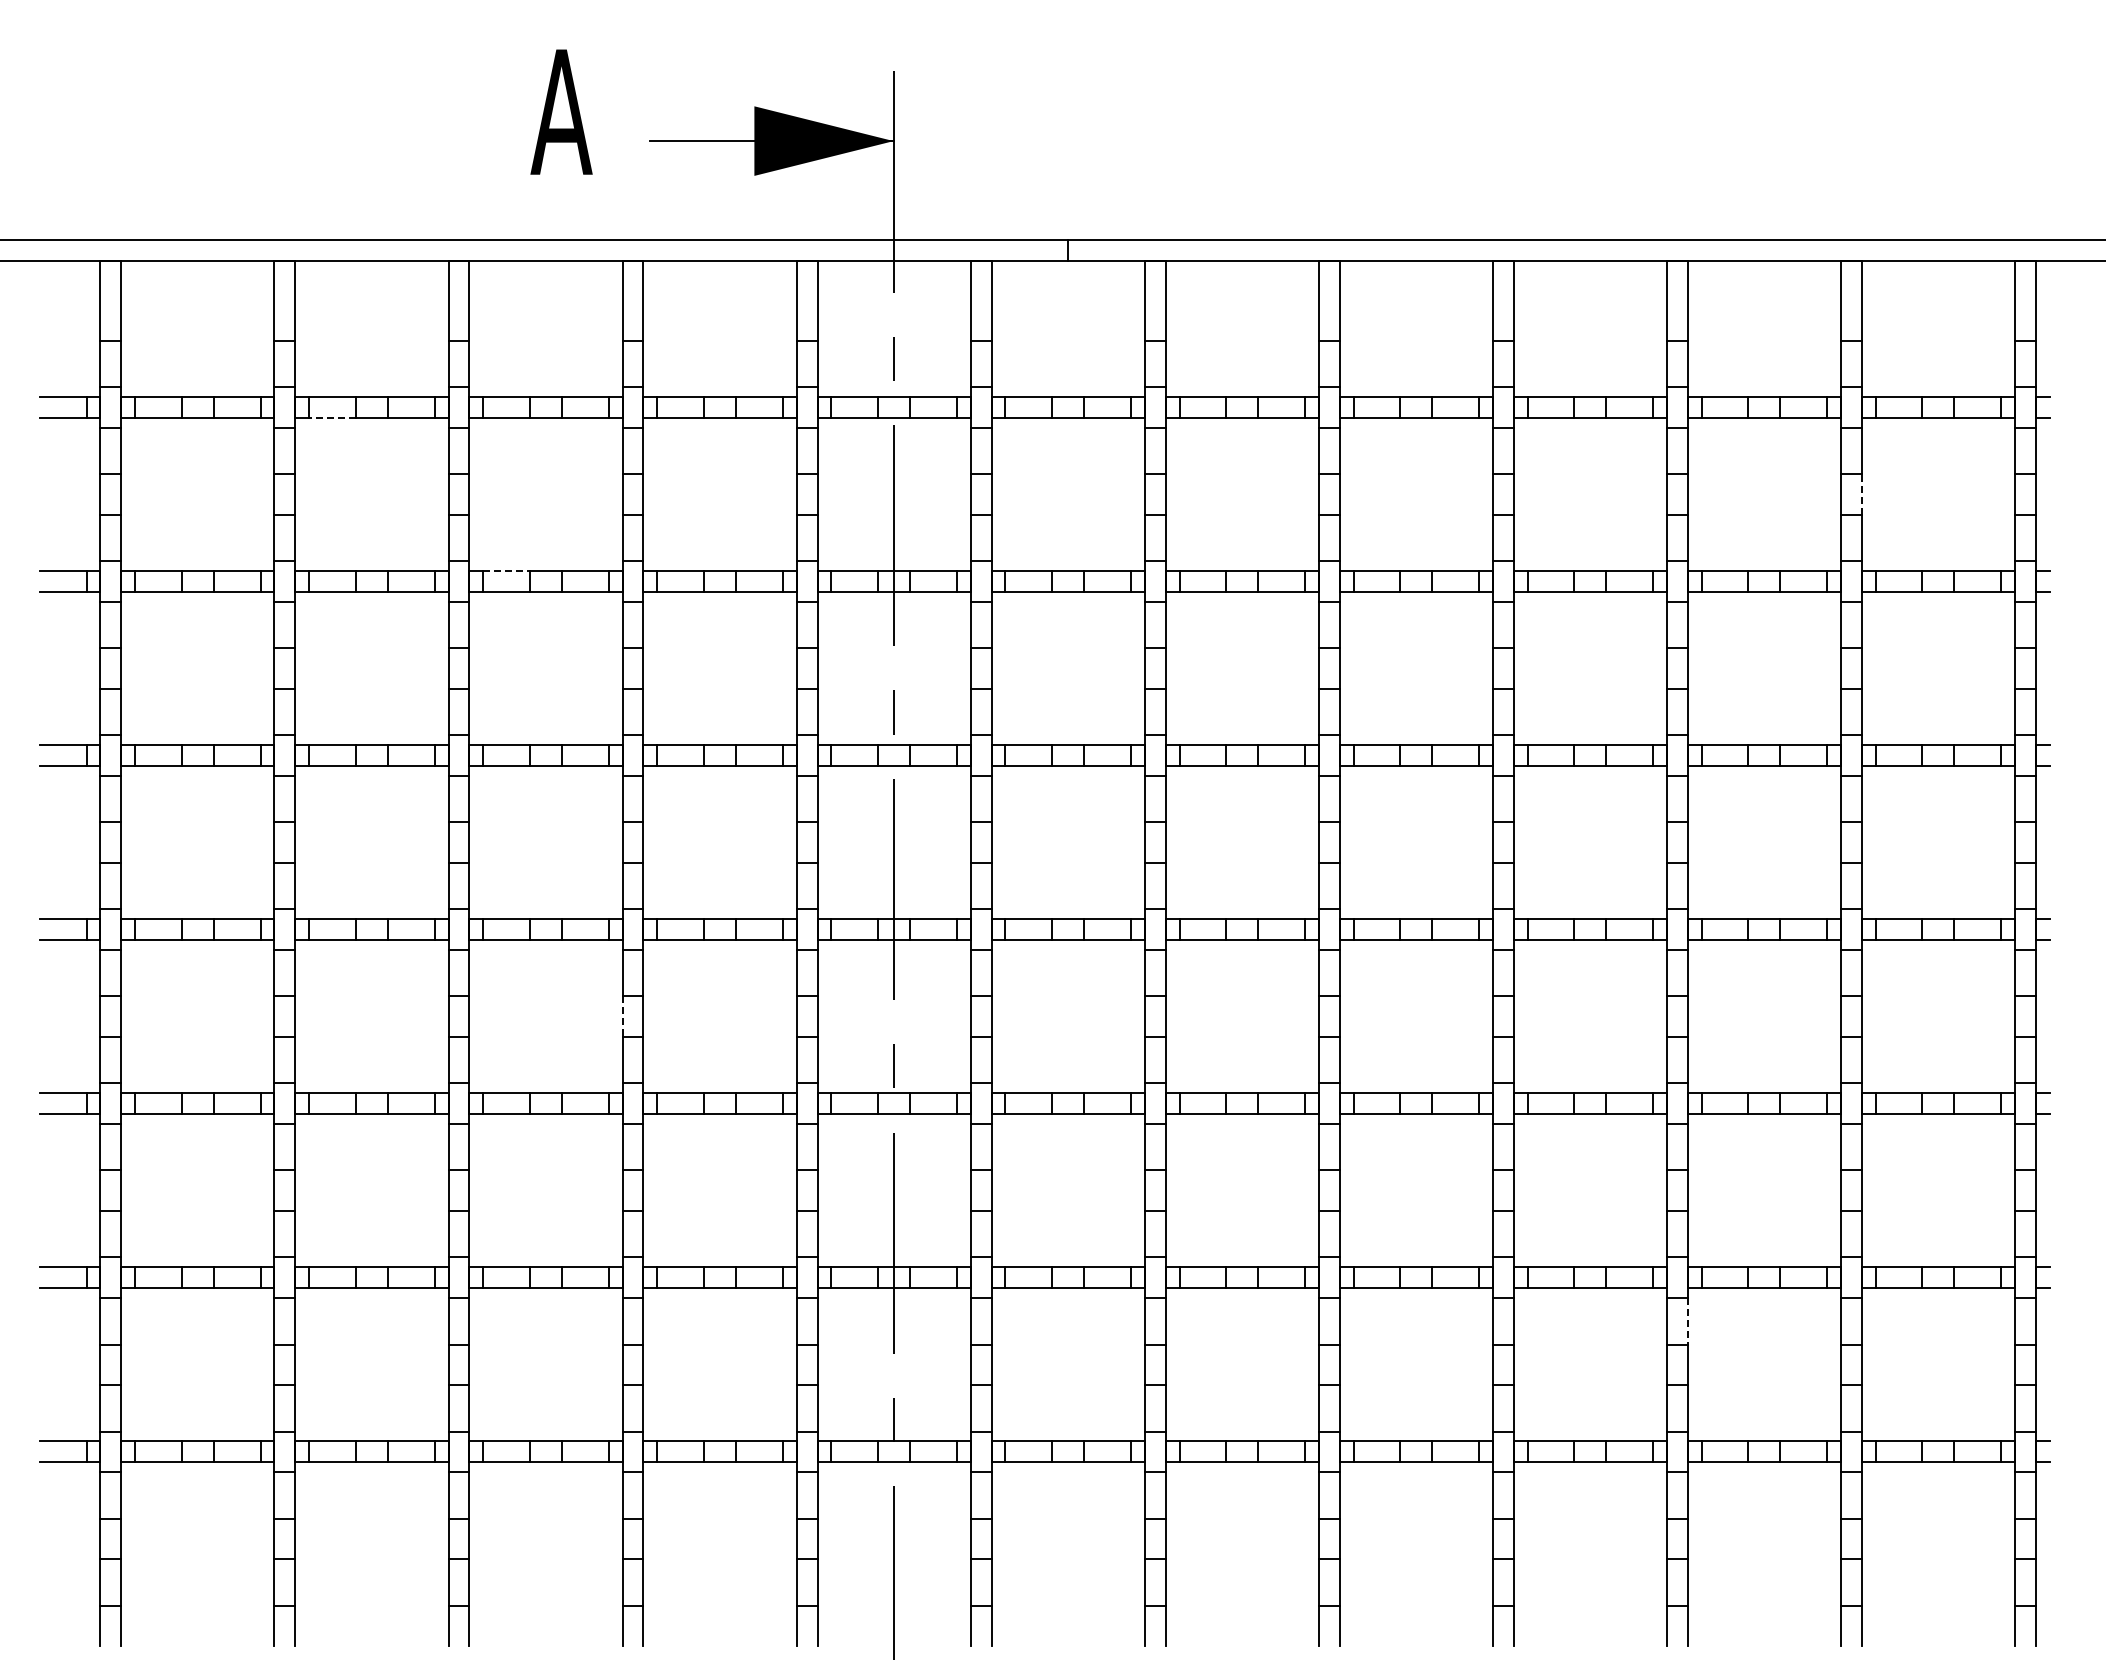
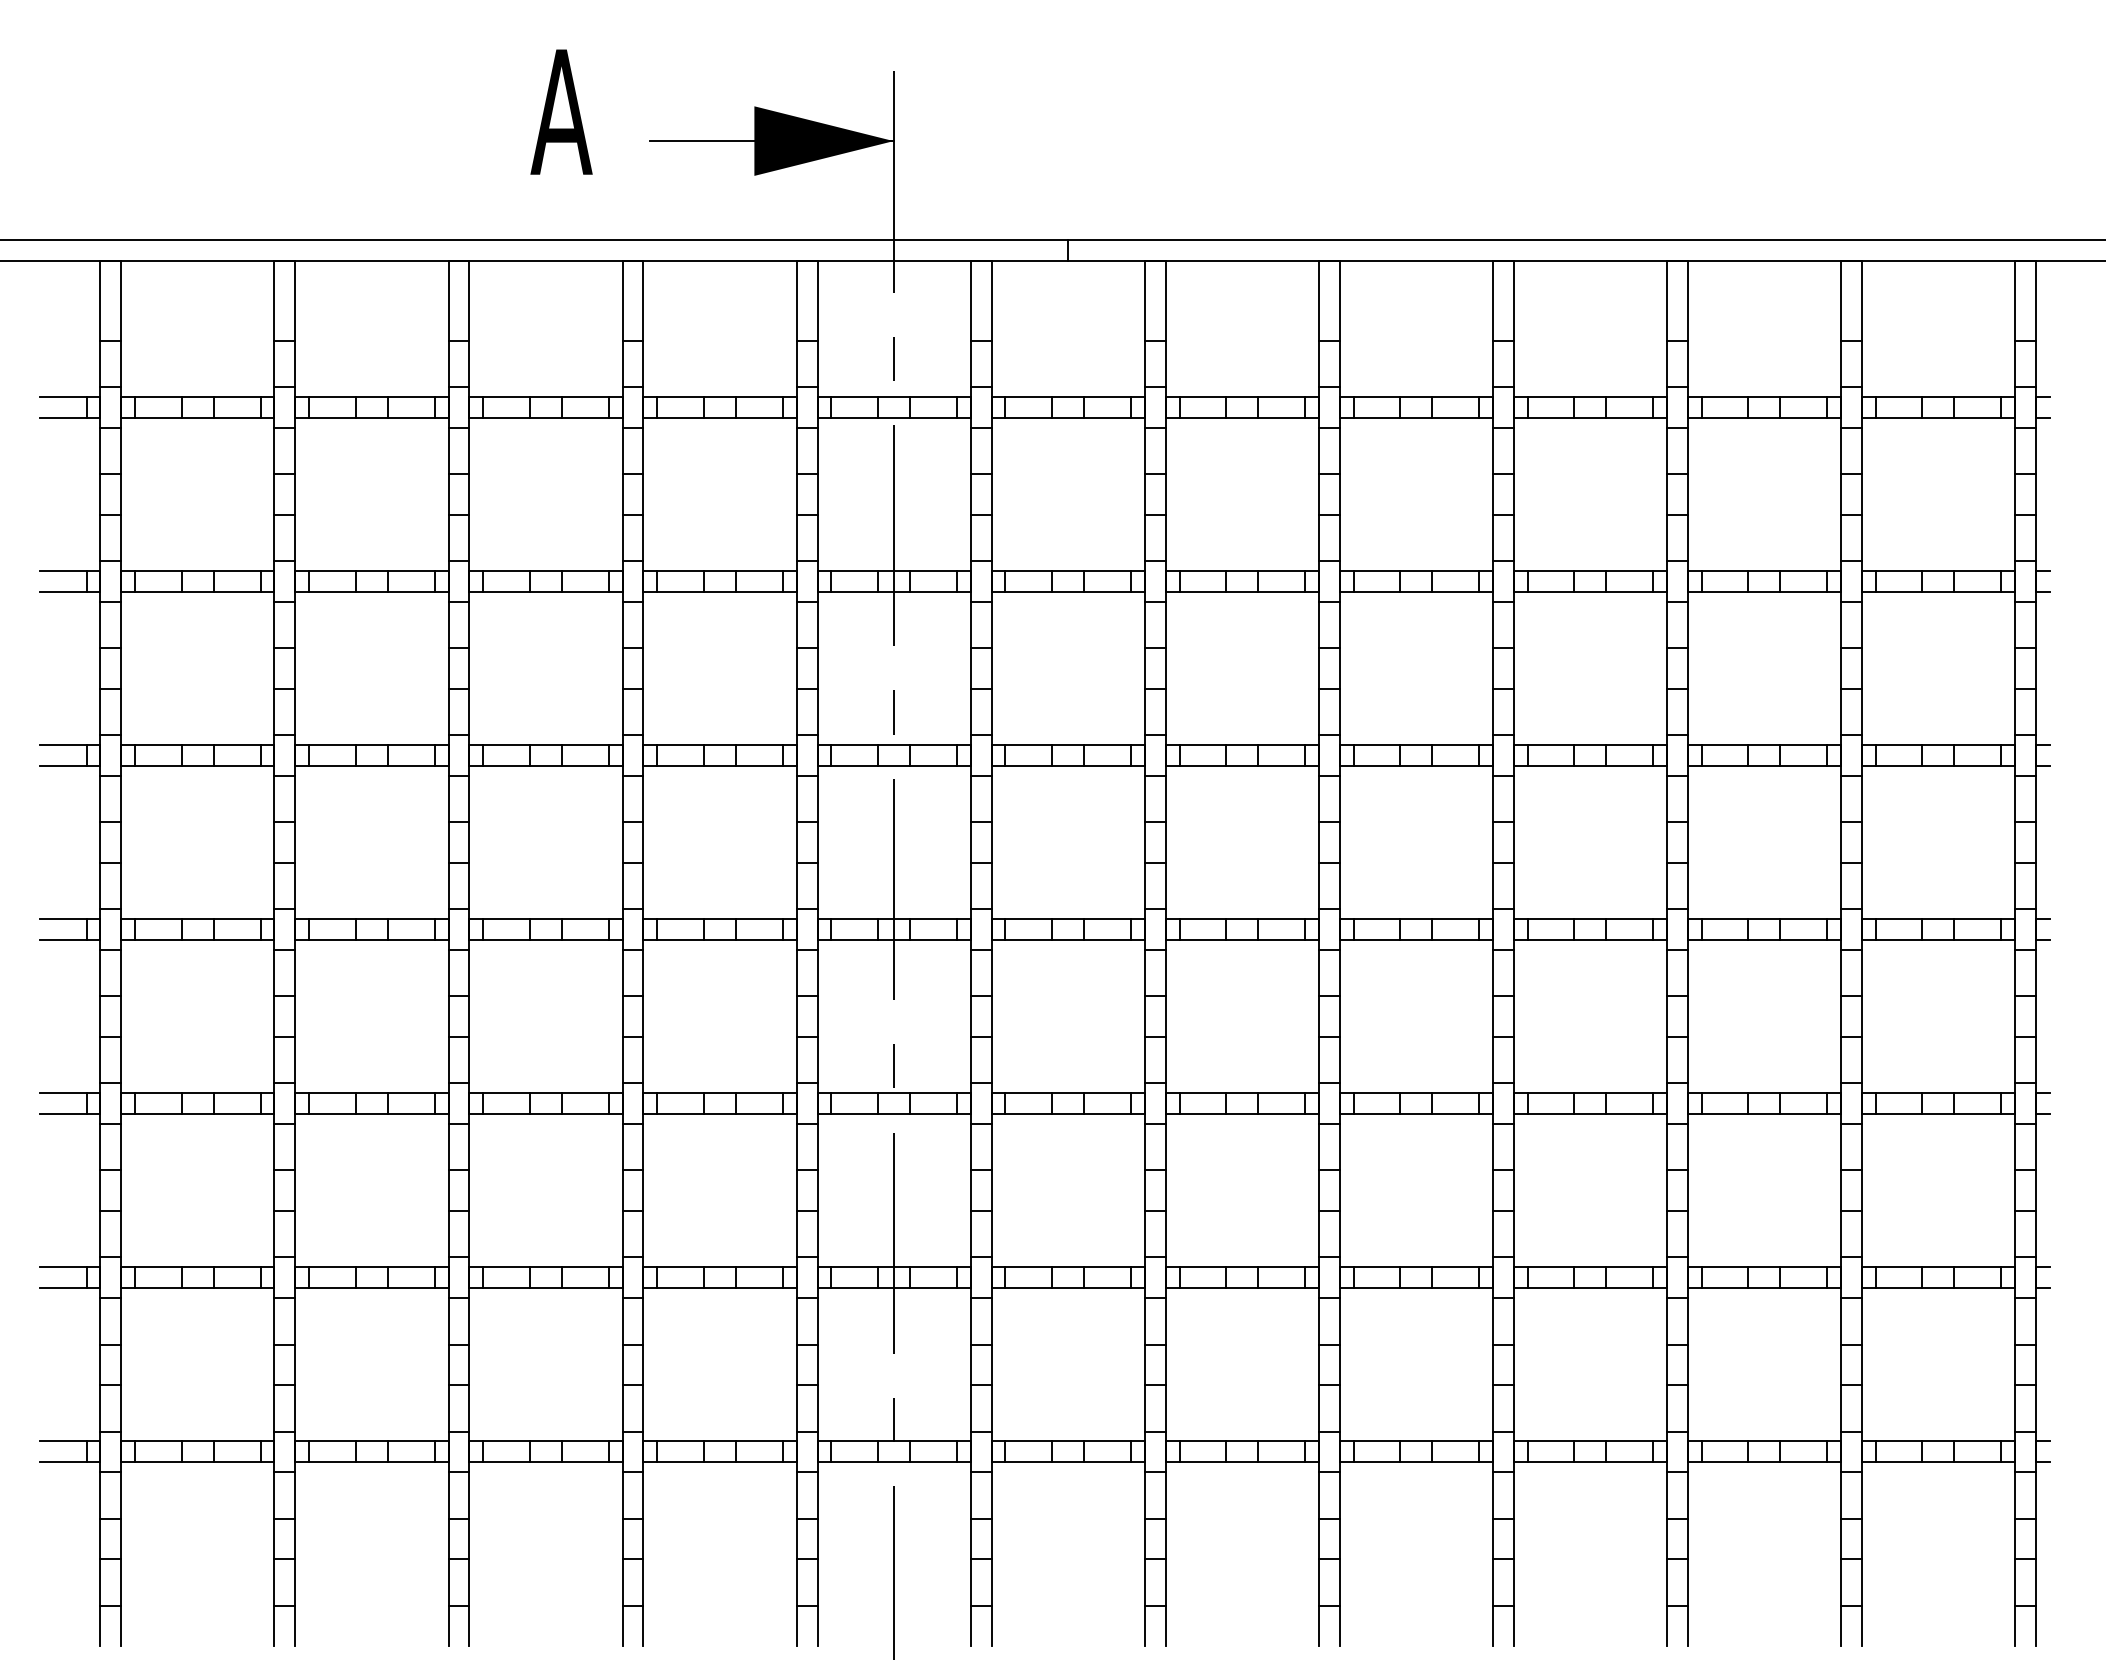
line: dashed -> solid (332, 417)
line: dashed -> solid (1861, 493)
line: dashed -> solid (507, 570)
line: dashed -> solid (622, 1017)
line: dashed -> solid (1687, 1321)
